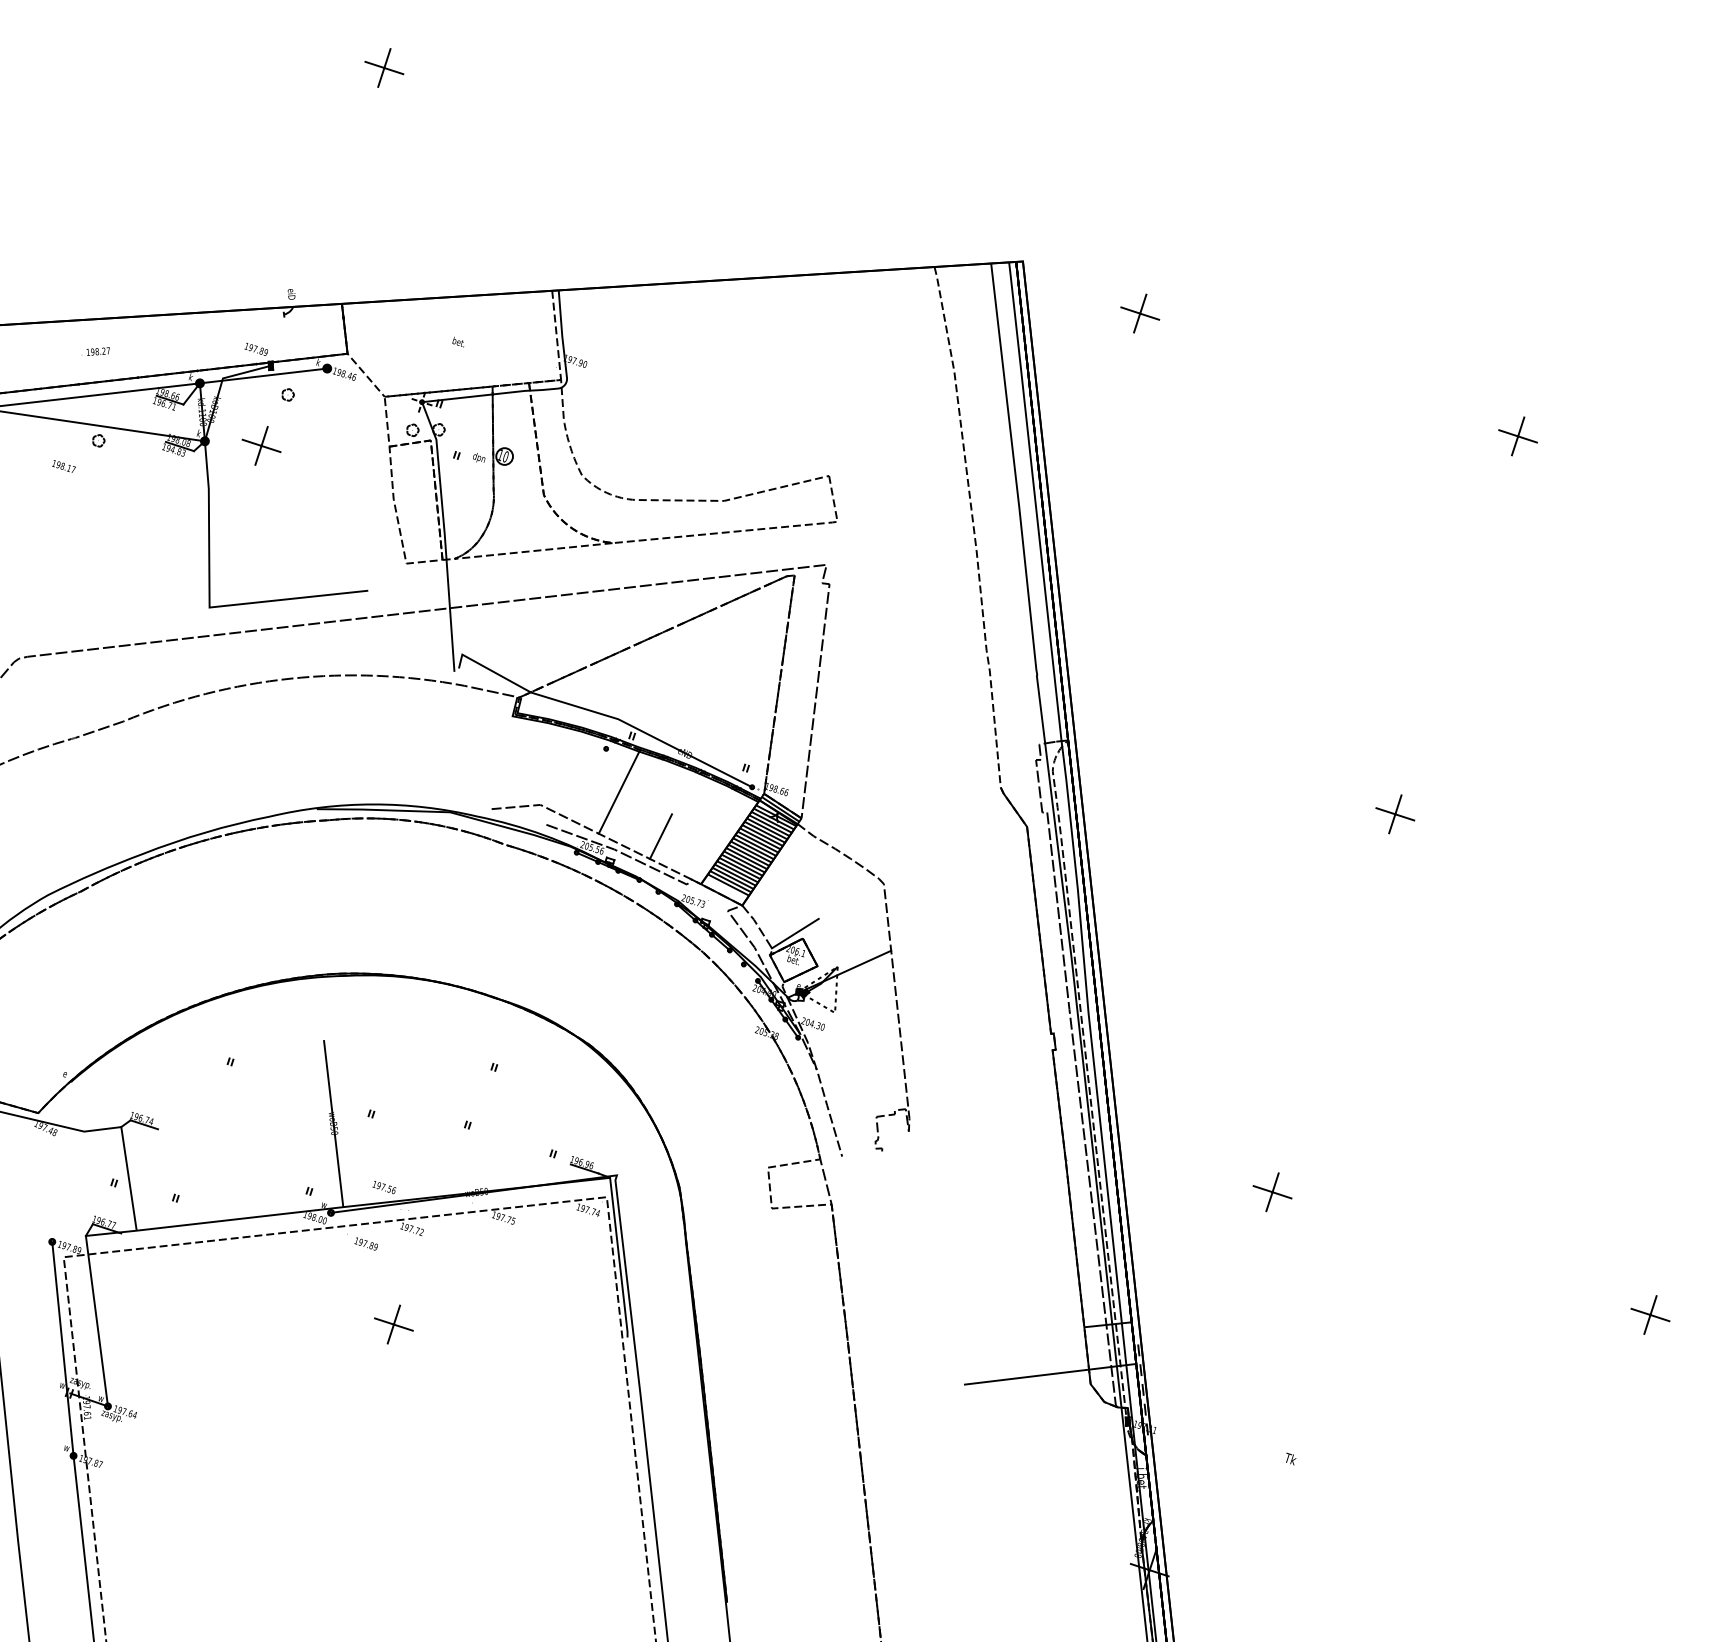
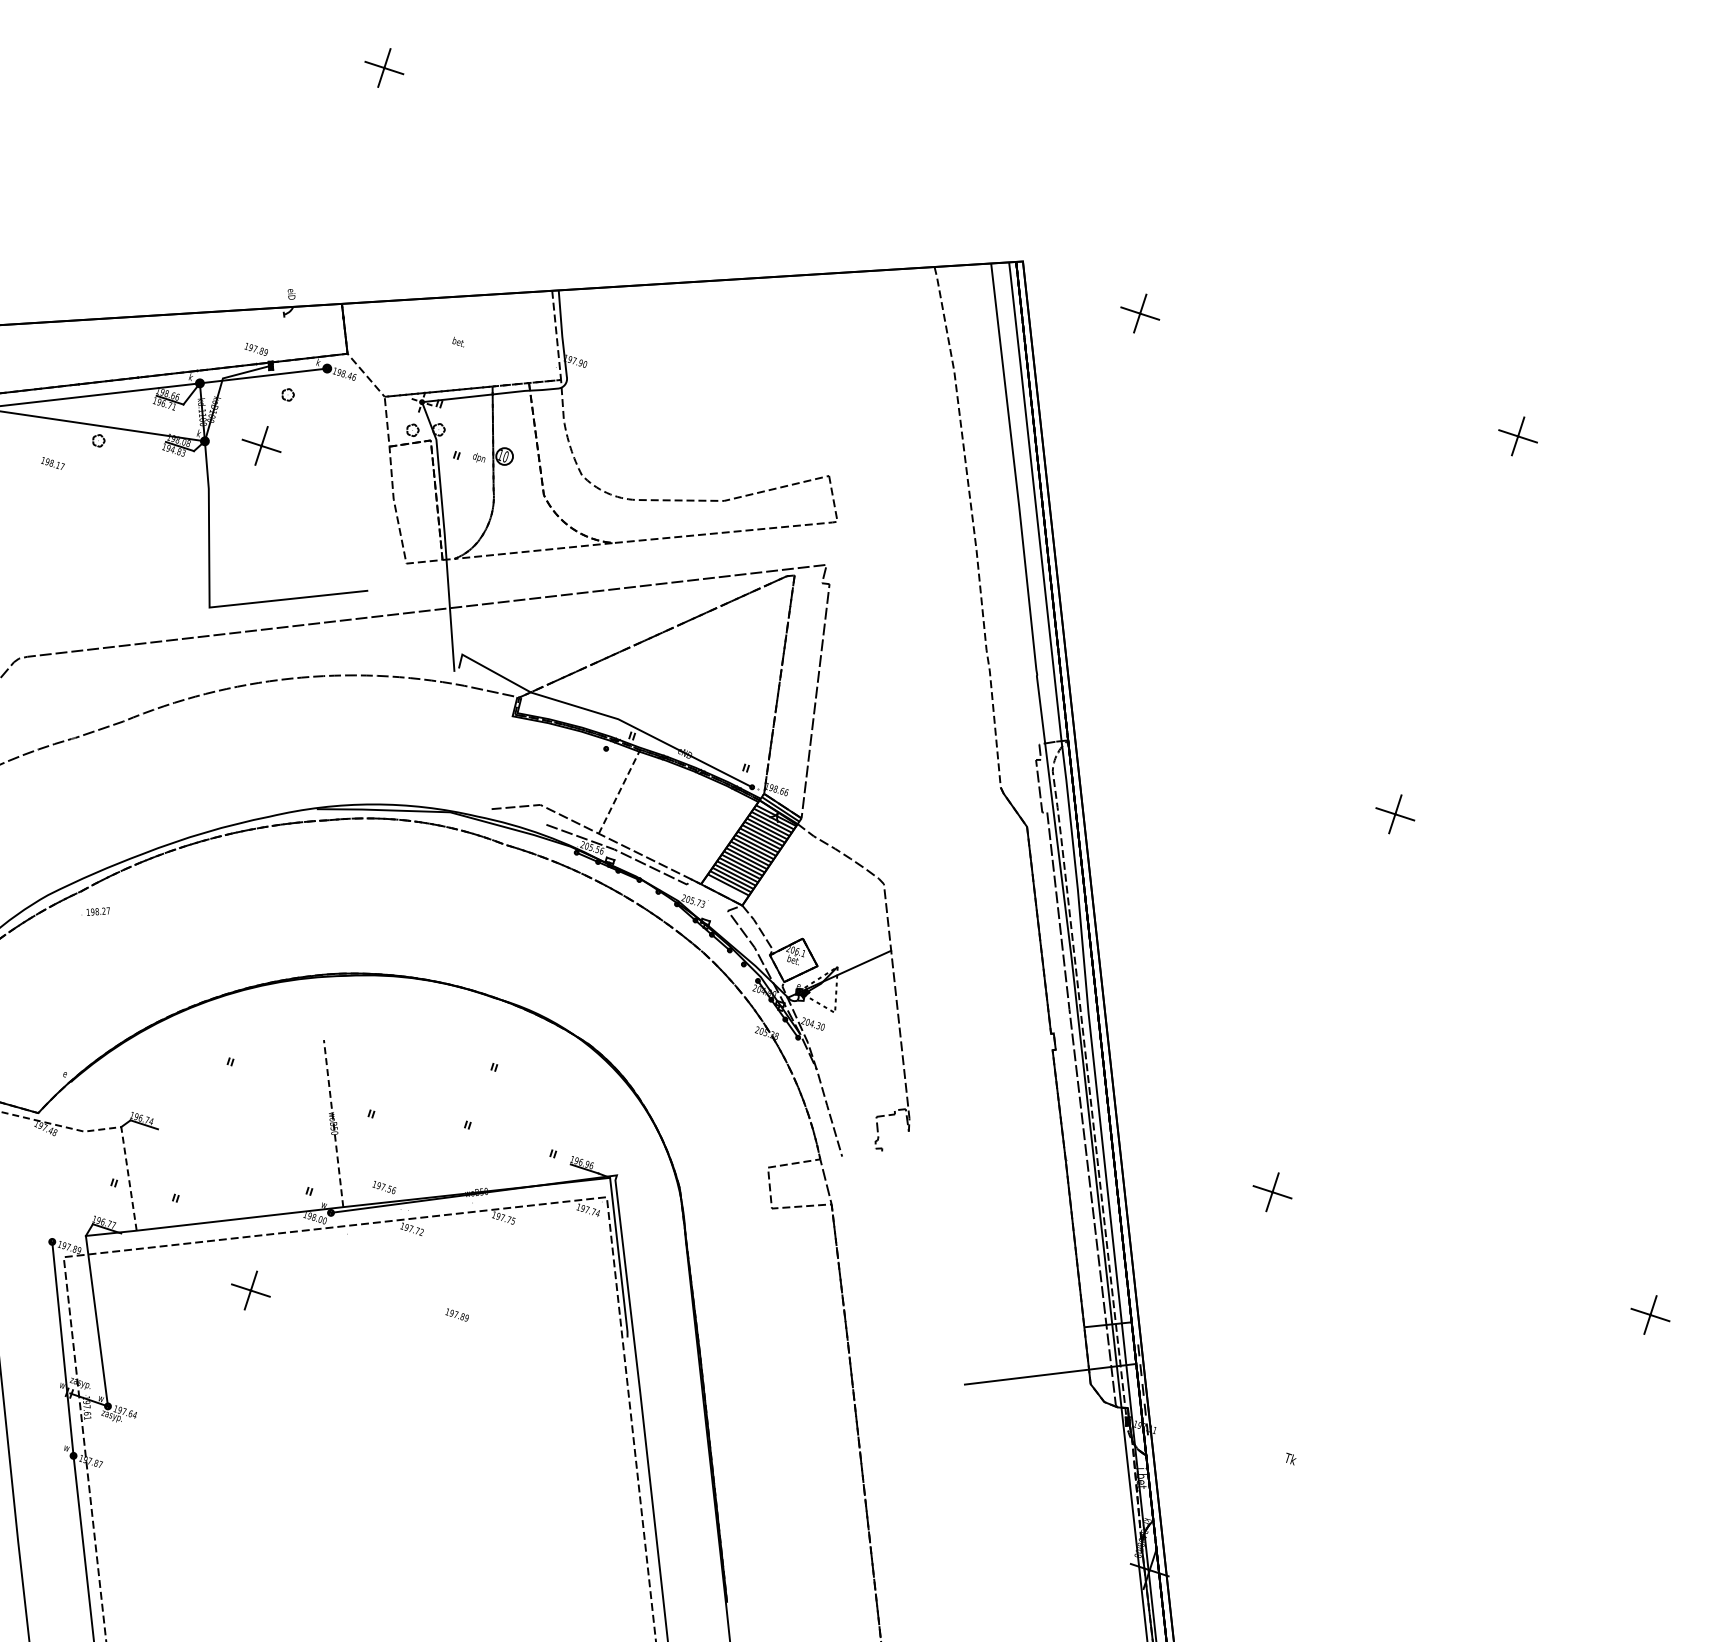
text position: (95, 351) -> (95, 911) (95, 911)
text position: (63, 466) -> (52, 463) (52, 463)
line: solid -> dashed (619, 791)
line: present -> none (660, 836)
line: present -> none (794, 933)
line: solid -> dashed (333, 1123)
line: solid -> dashed (111, 1128)
text position: (365, 1243) -> (456, 1314) (456, 1314)
part position: (393, 1324) -> (250, 1290) (250, 1290)
